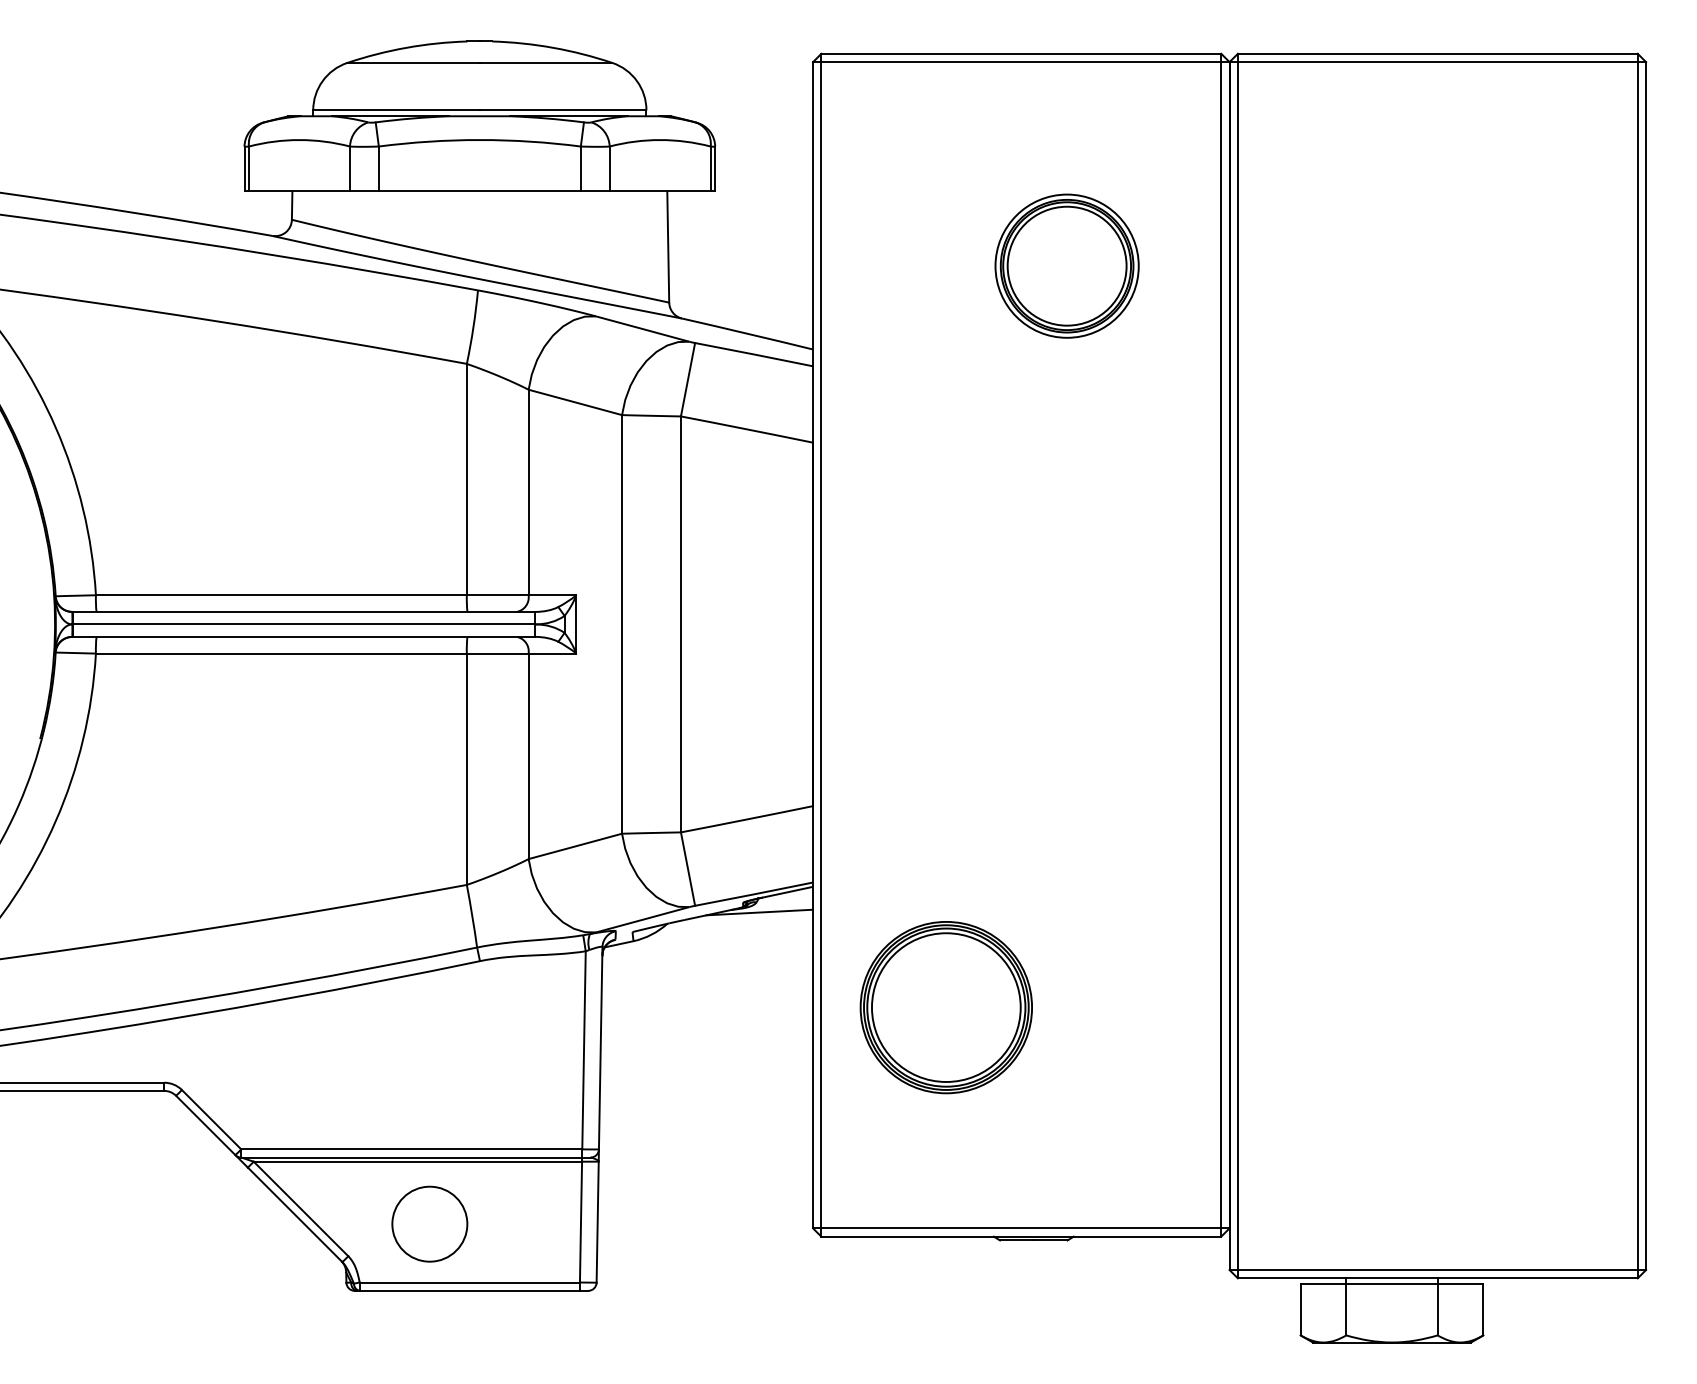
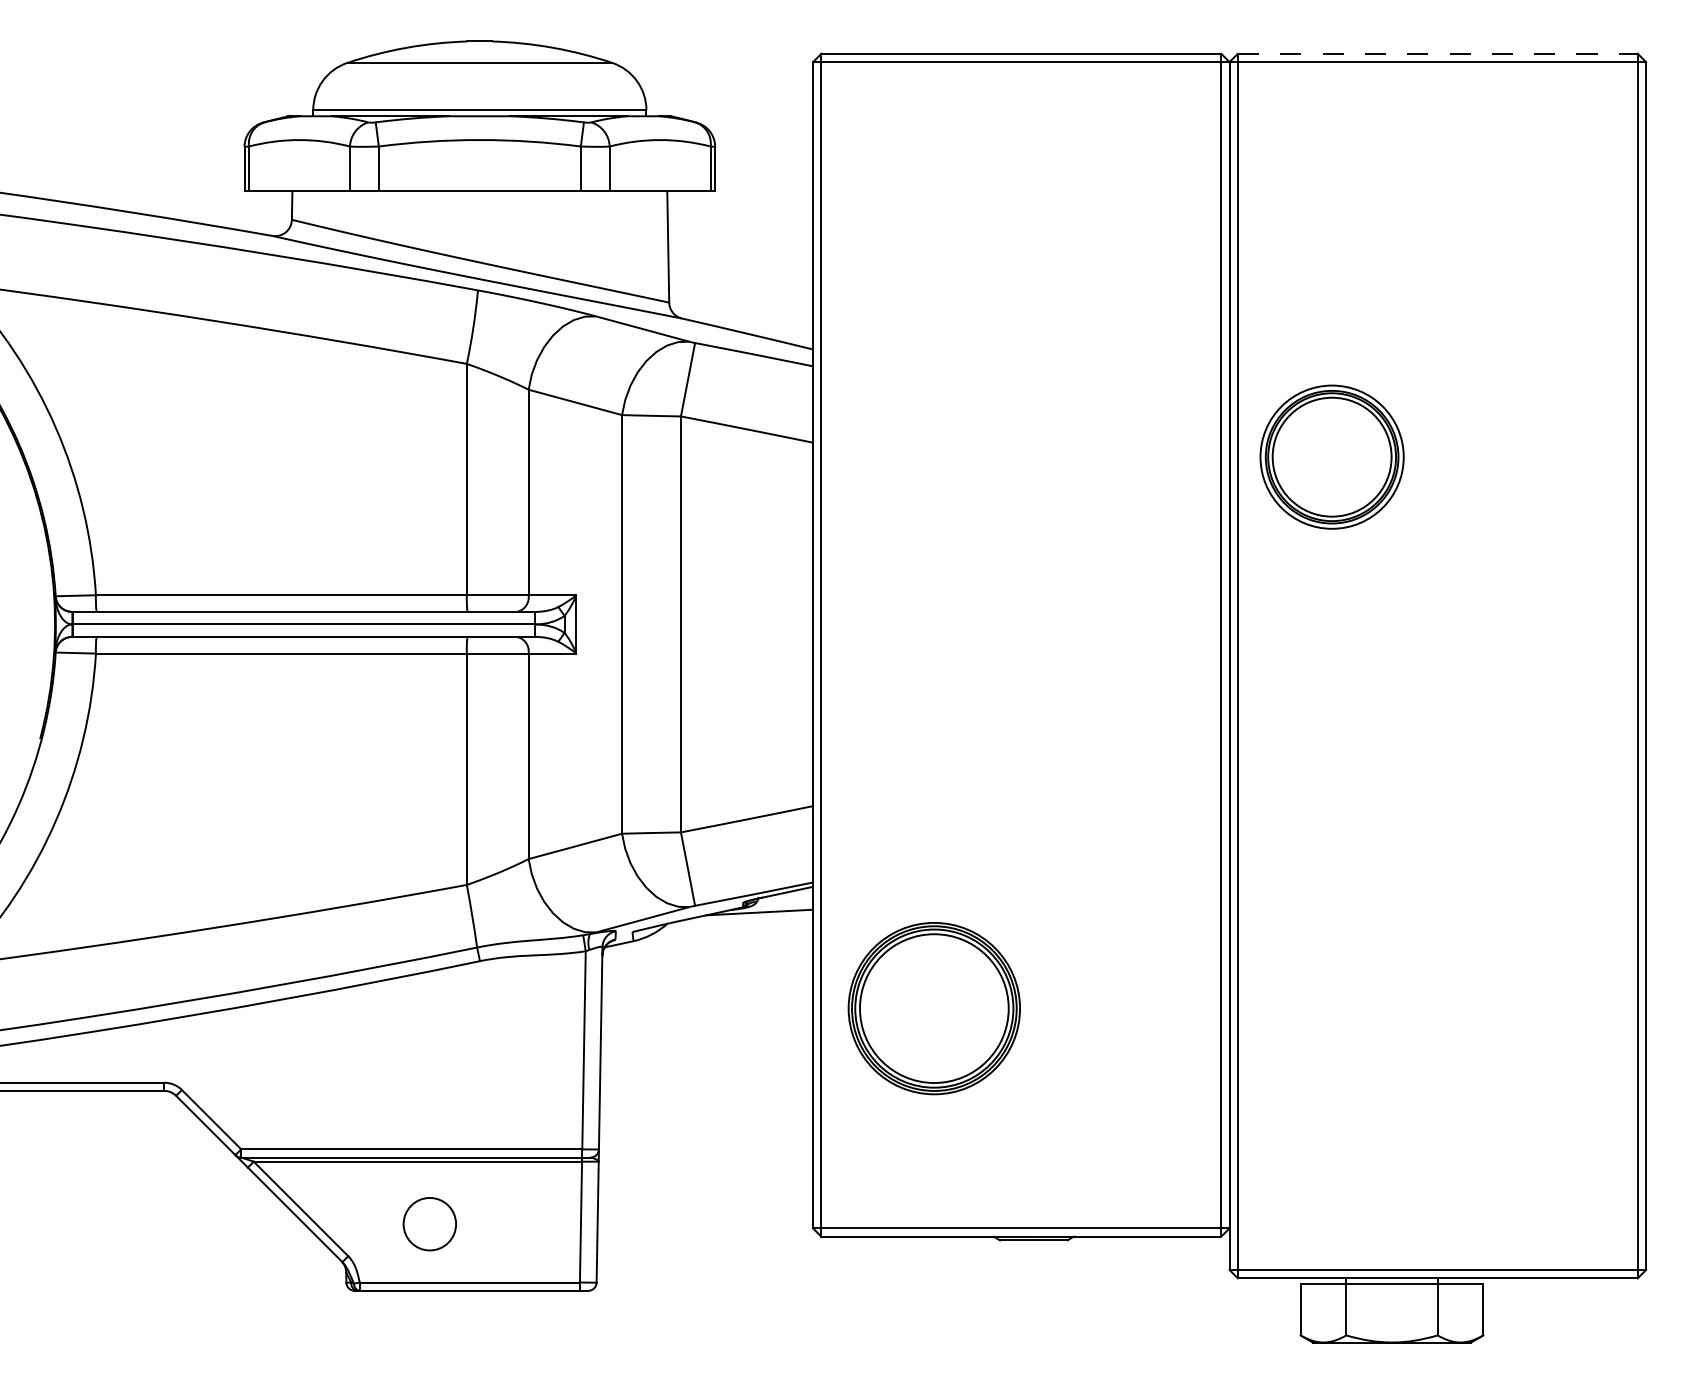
line: solid -> dashed (1437, 53)
part position: (1066, 265) -> (1331, 456) (1331, 456)
part position: (945, 1007) -> (933, 1008) (933, 1008)
circle diameter: 75 px -> 52 px (429, 1223)
